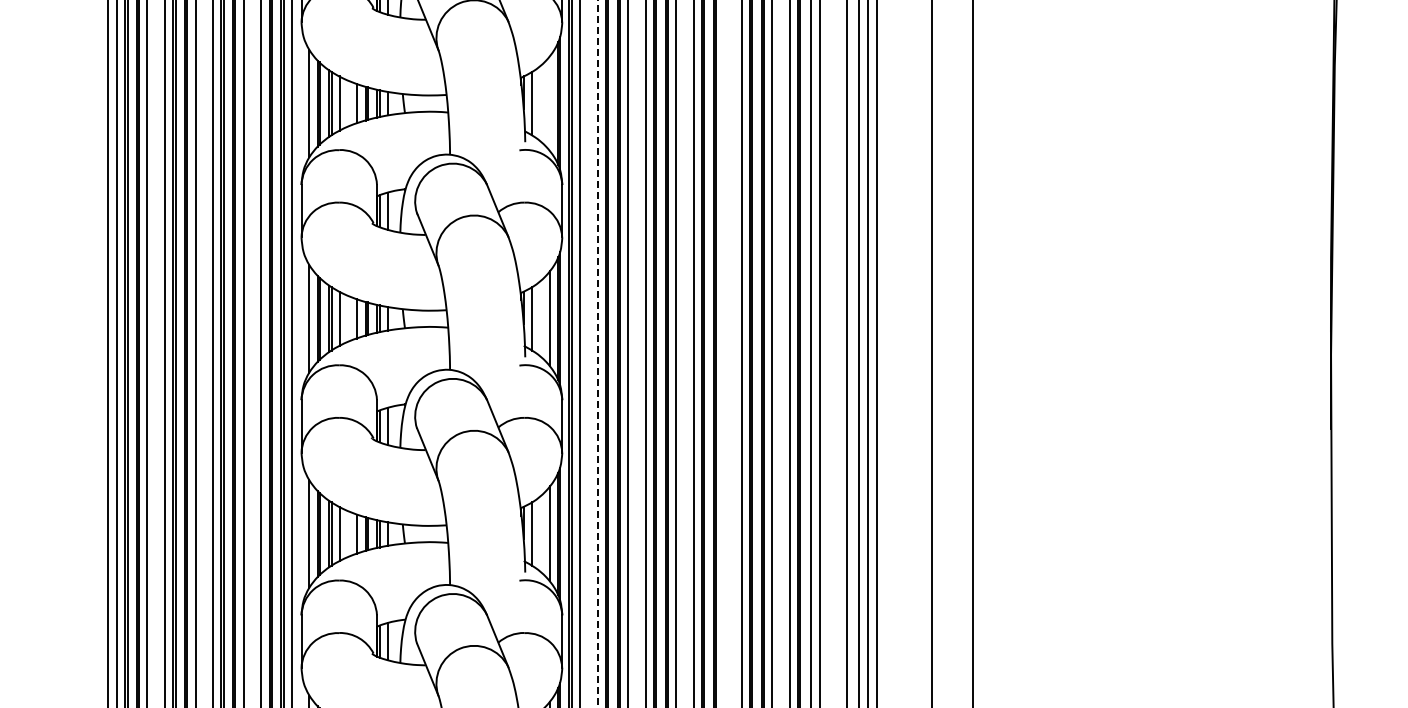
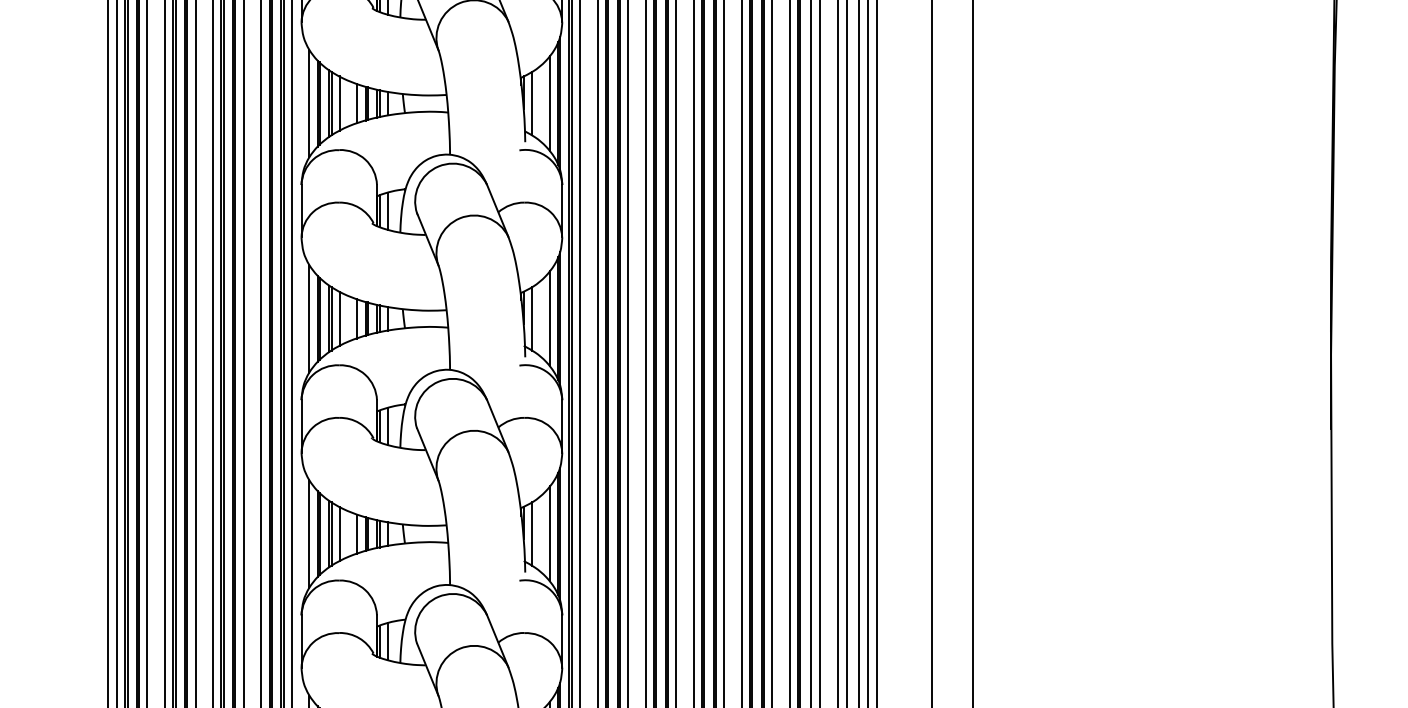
line: none -> present (549, 103)
line: none -> present (724, 353)
line: none -> present (837, 353)
line: dashed -> solid (597, 354)
